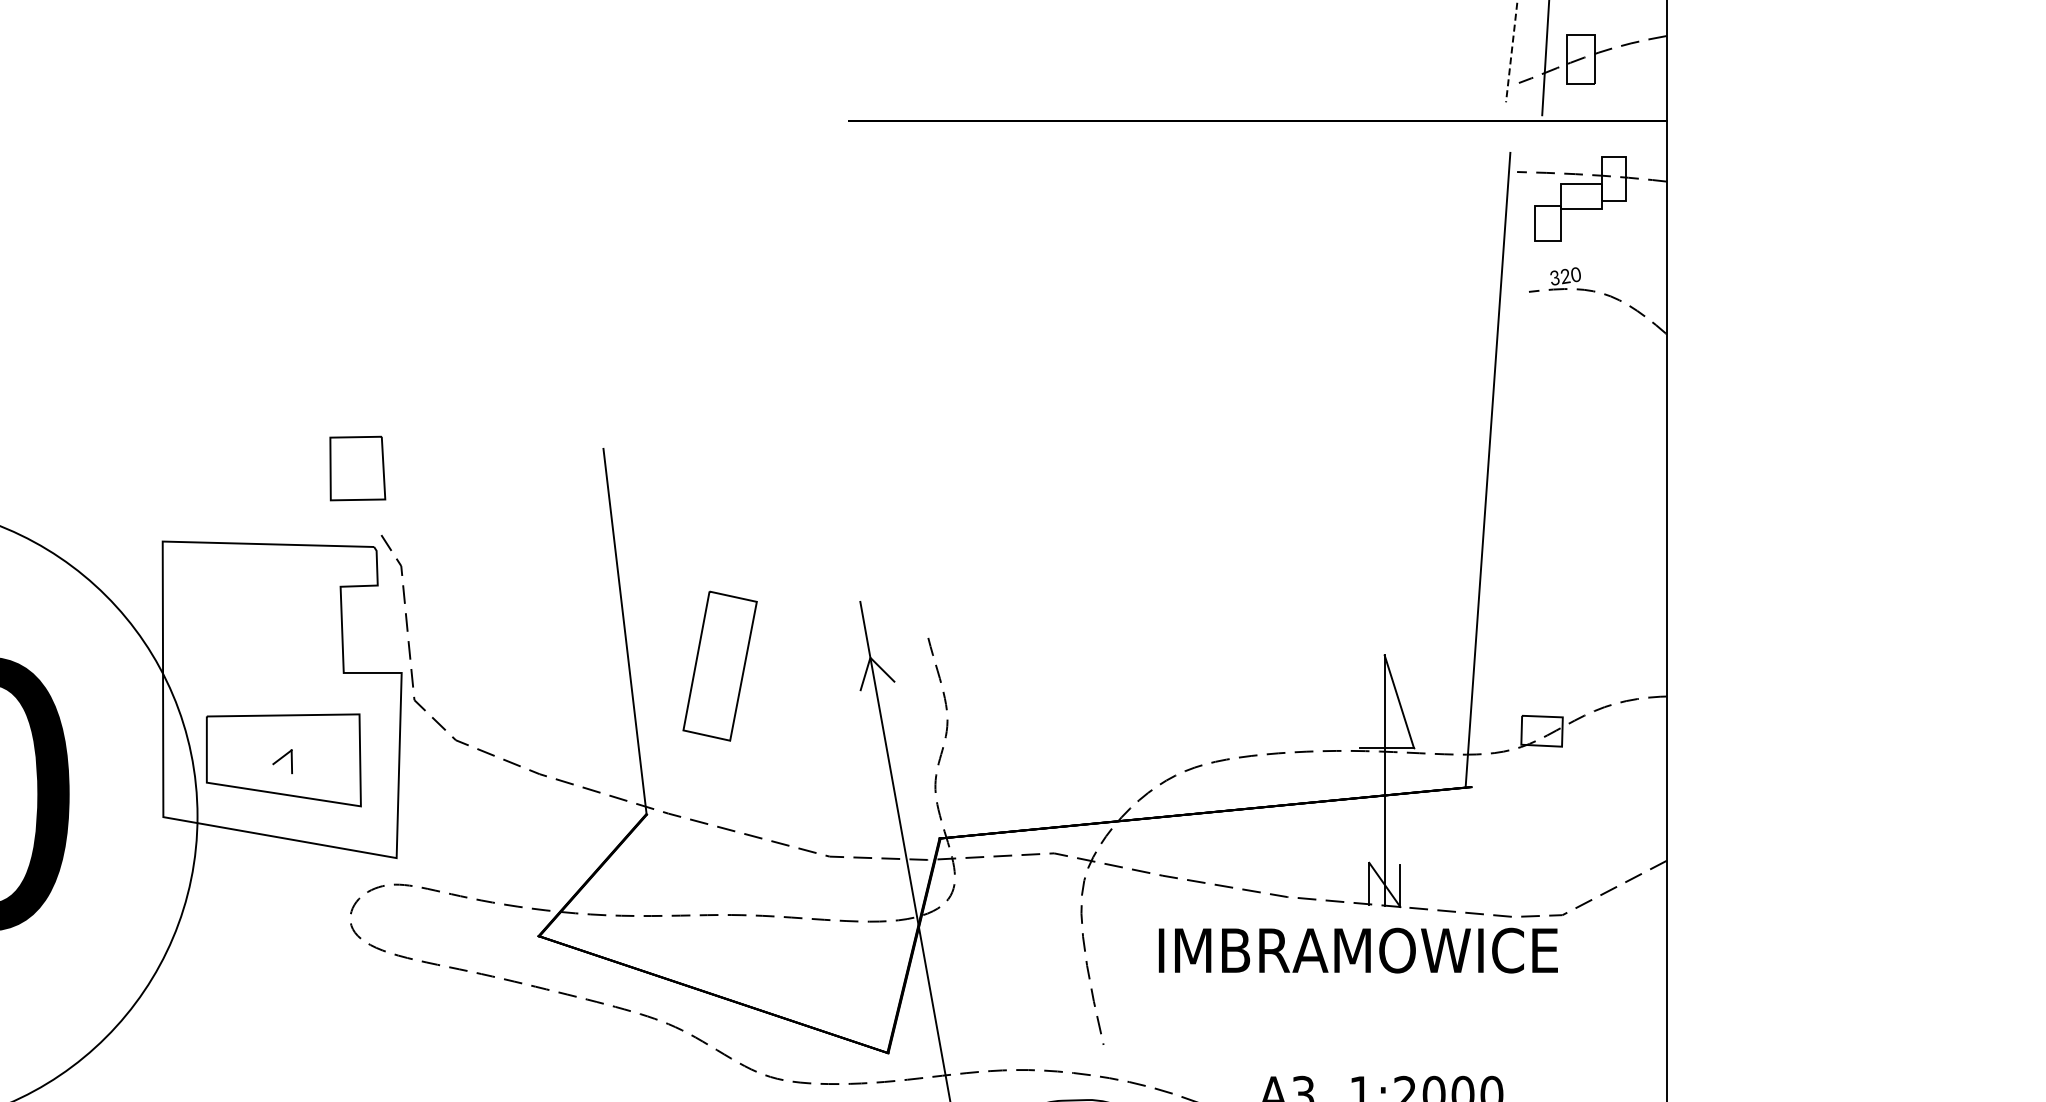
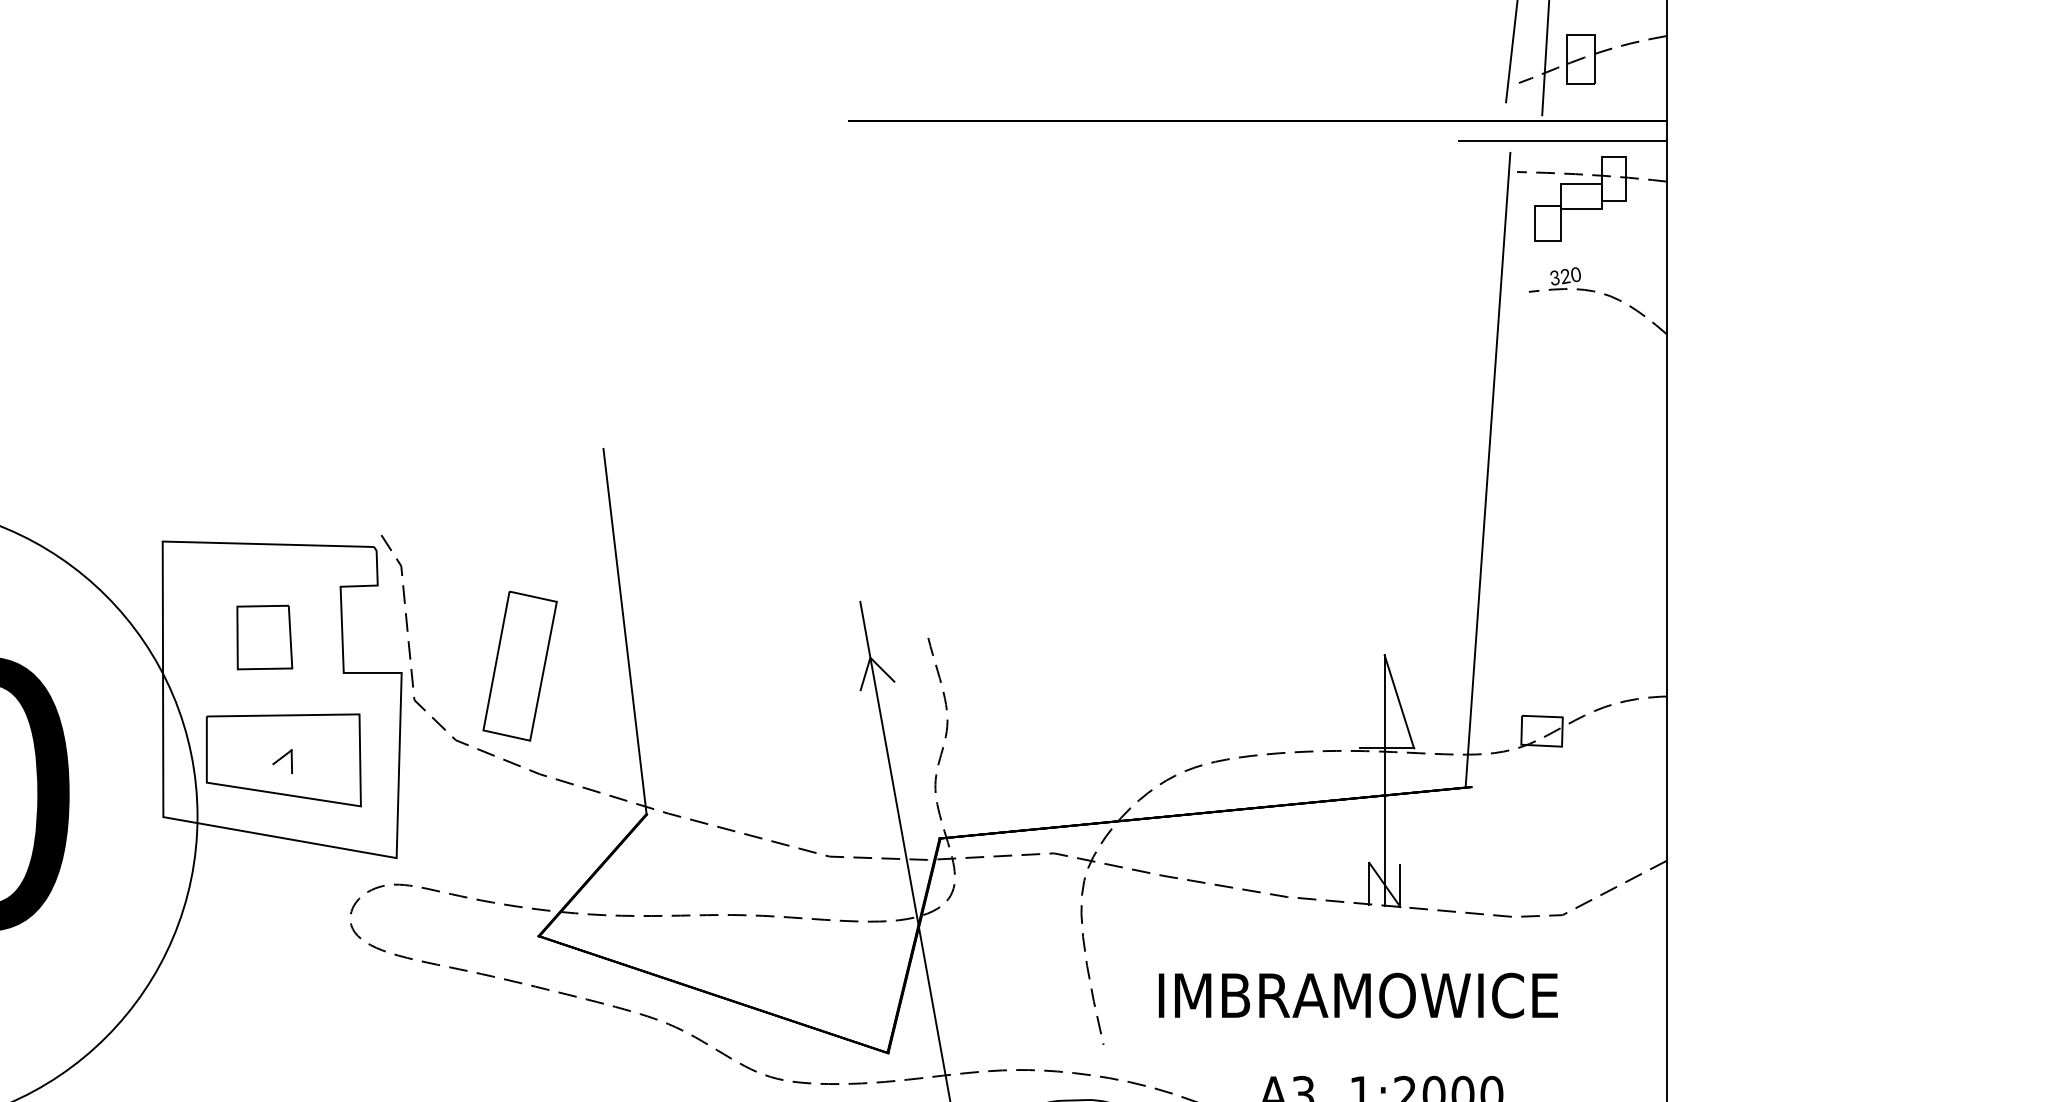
line: dashed -> solid (1511, 51)
line: none -> present (1562, 140)
part position: (357, 468) -> (264, 637) (264, 637)
part position: (719, 665) -> (519, 665) (519, 665)
text position: (1357, 950) -> (1357, 995) (1357, 995)
